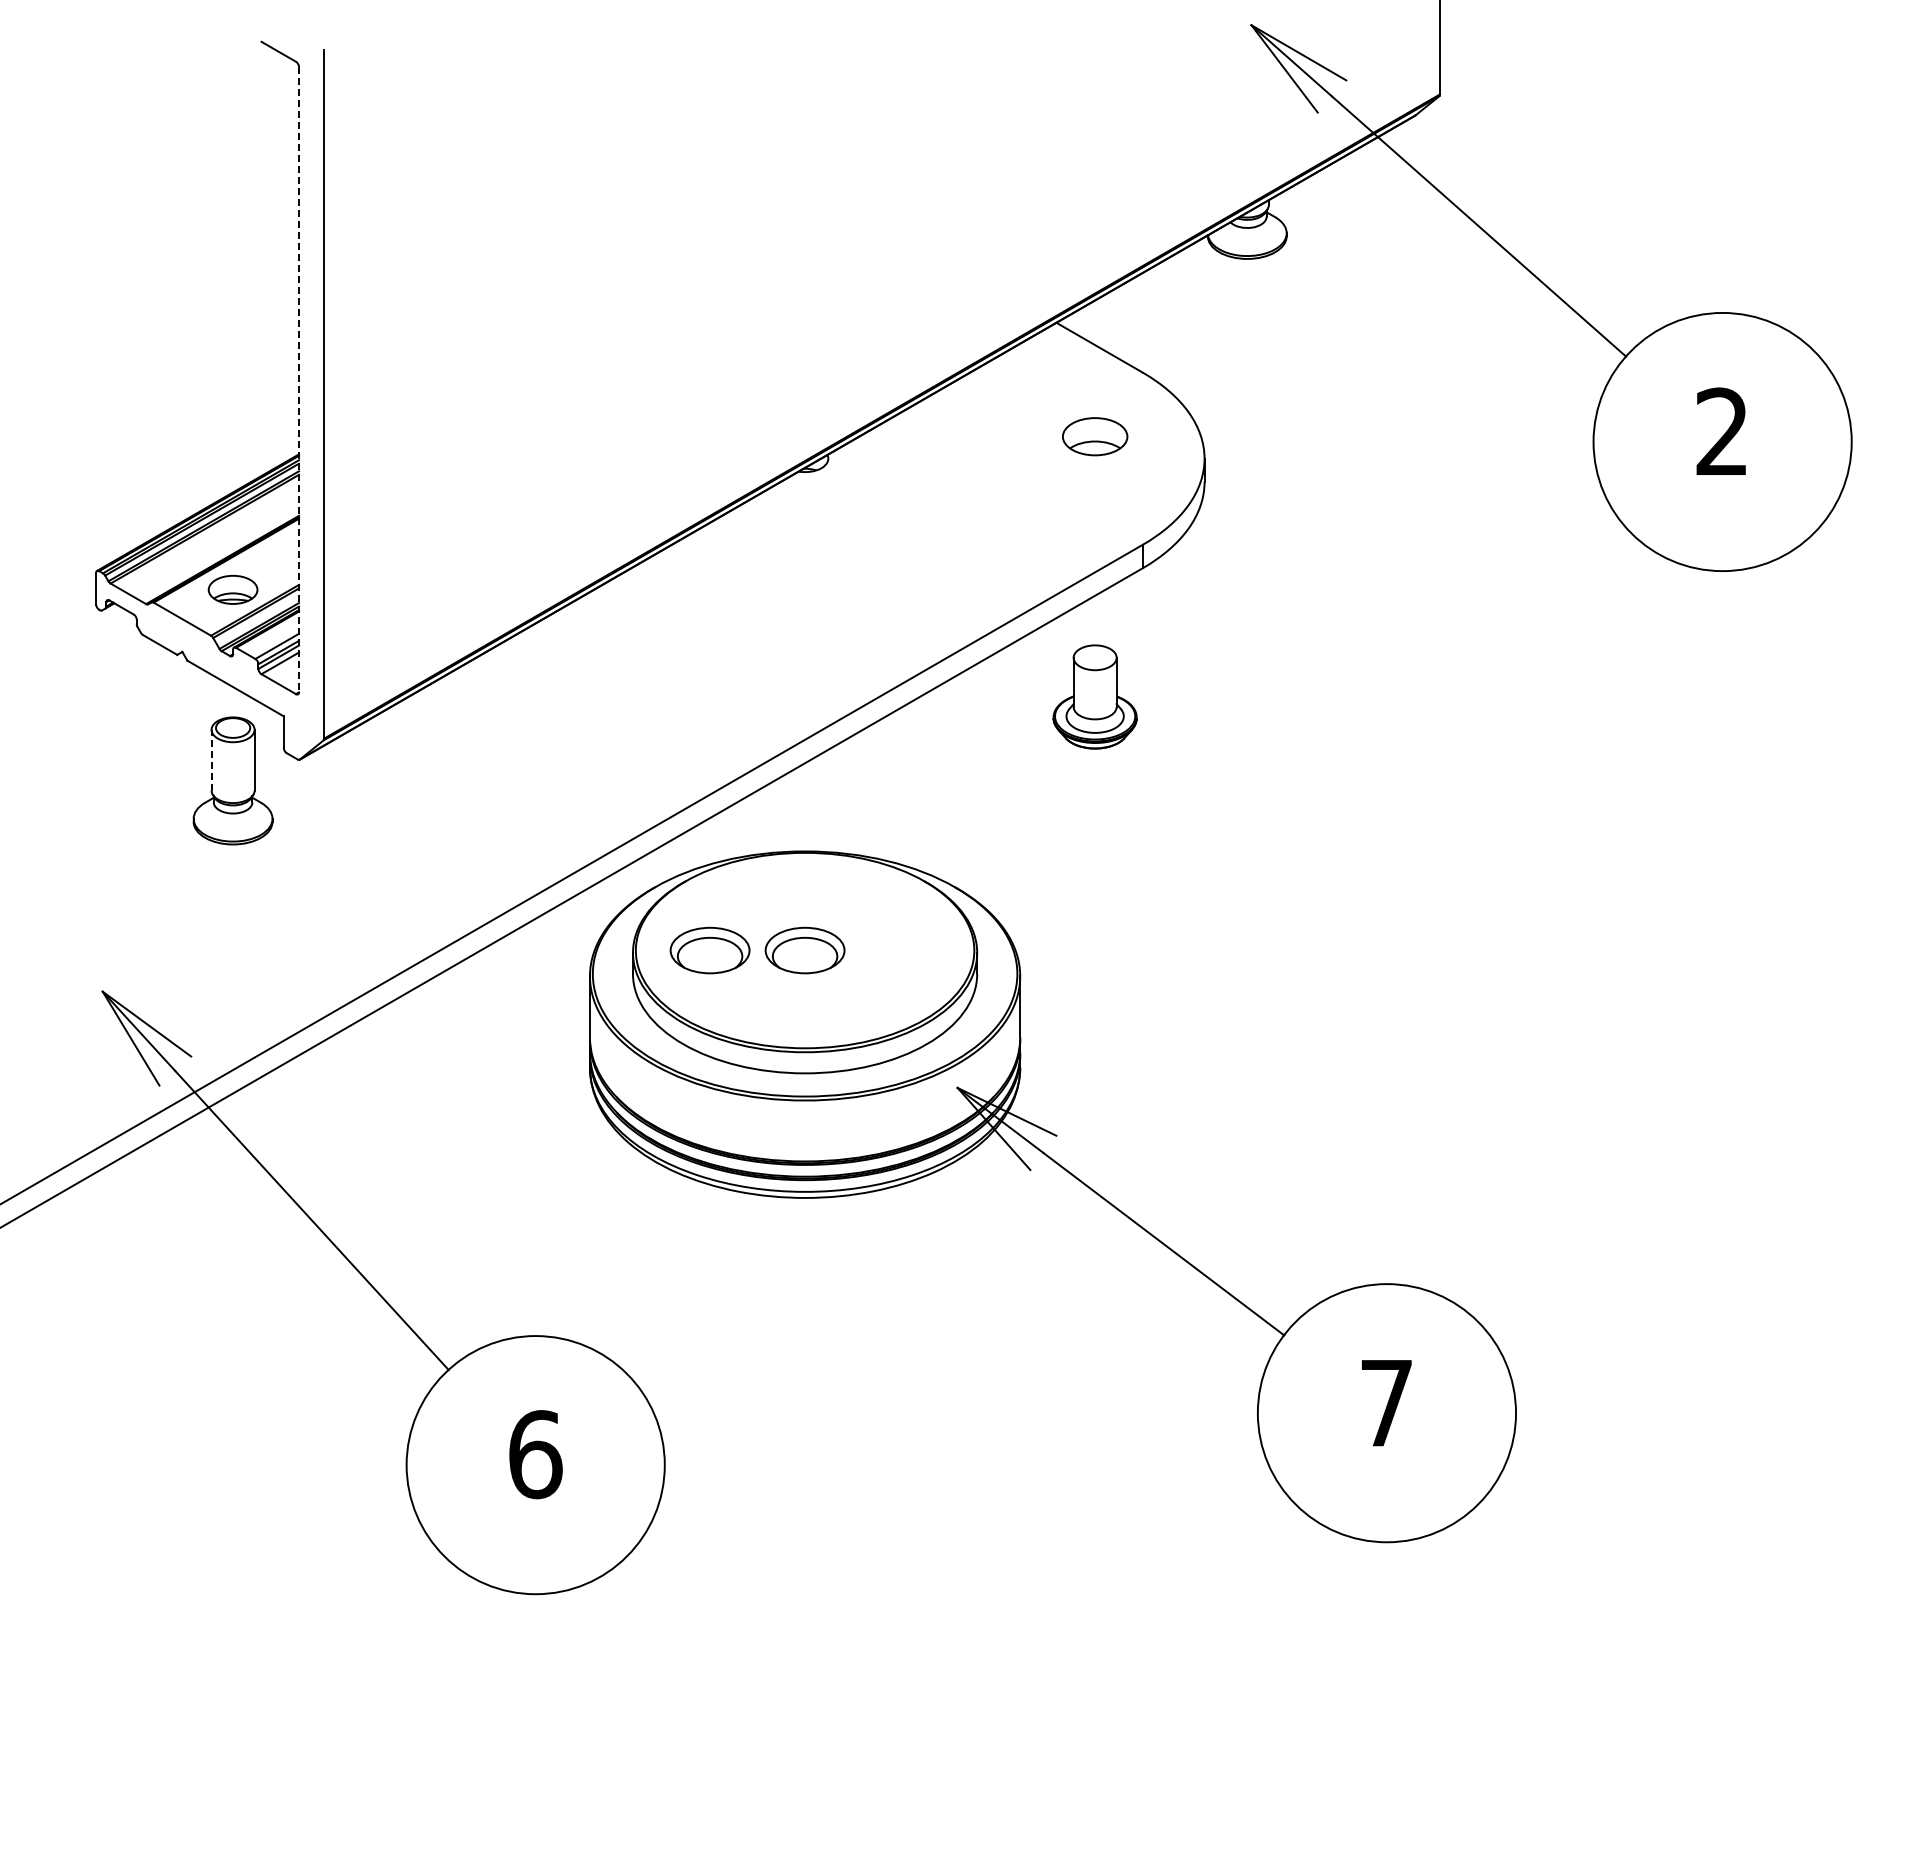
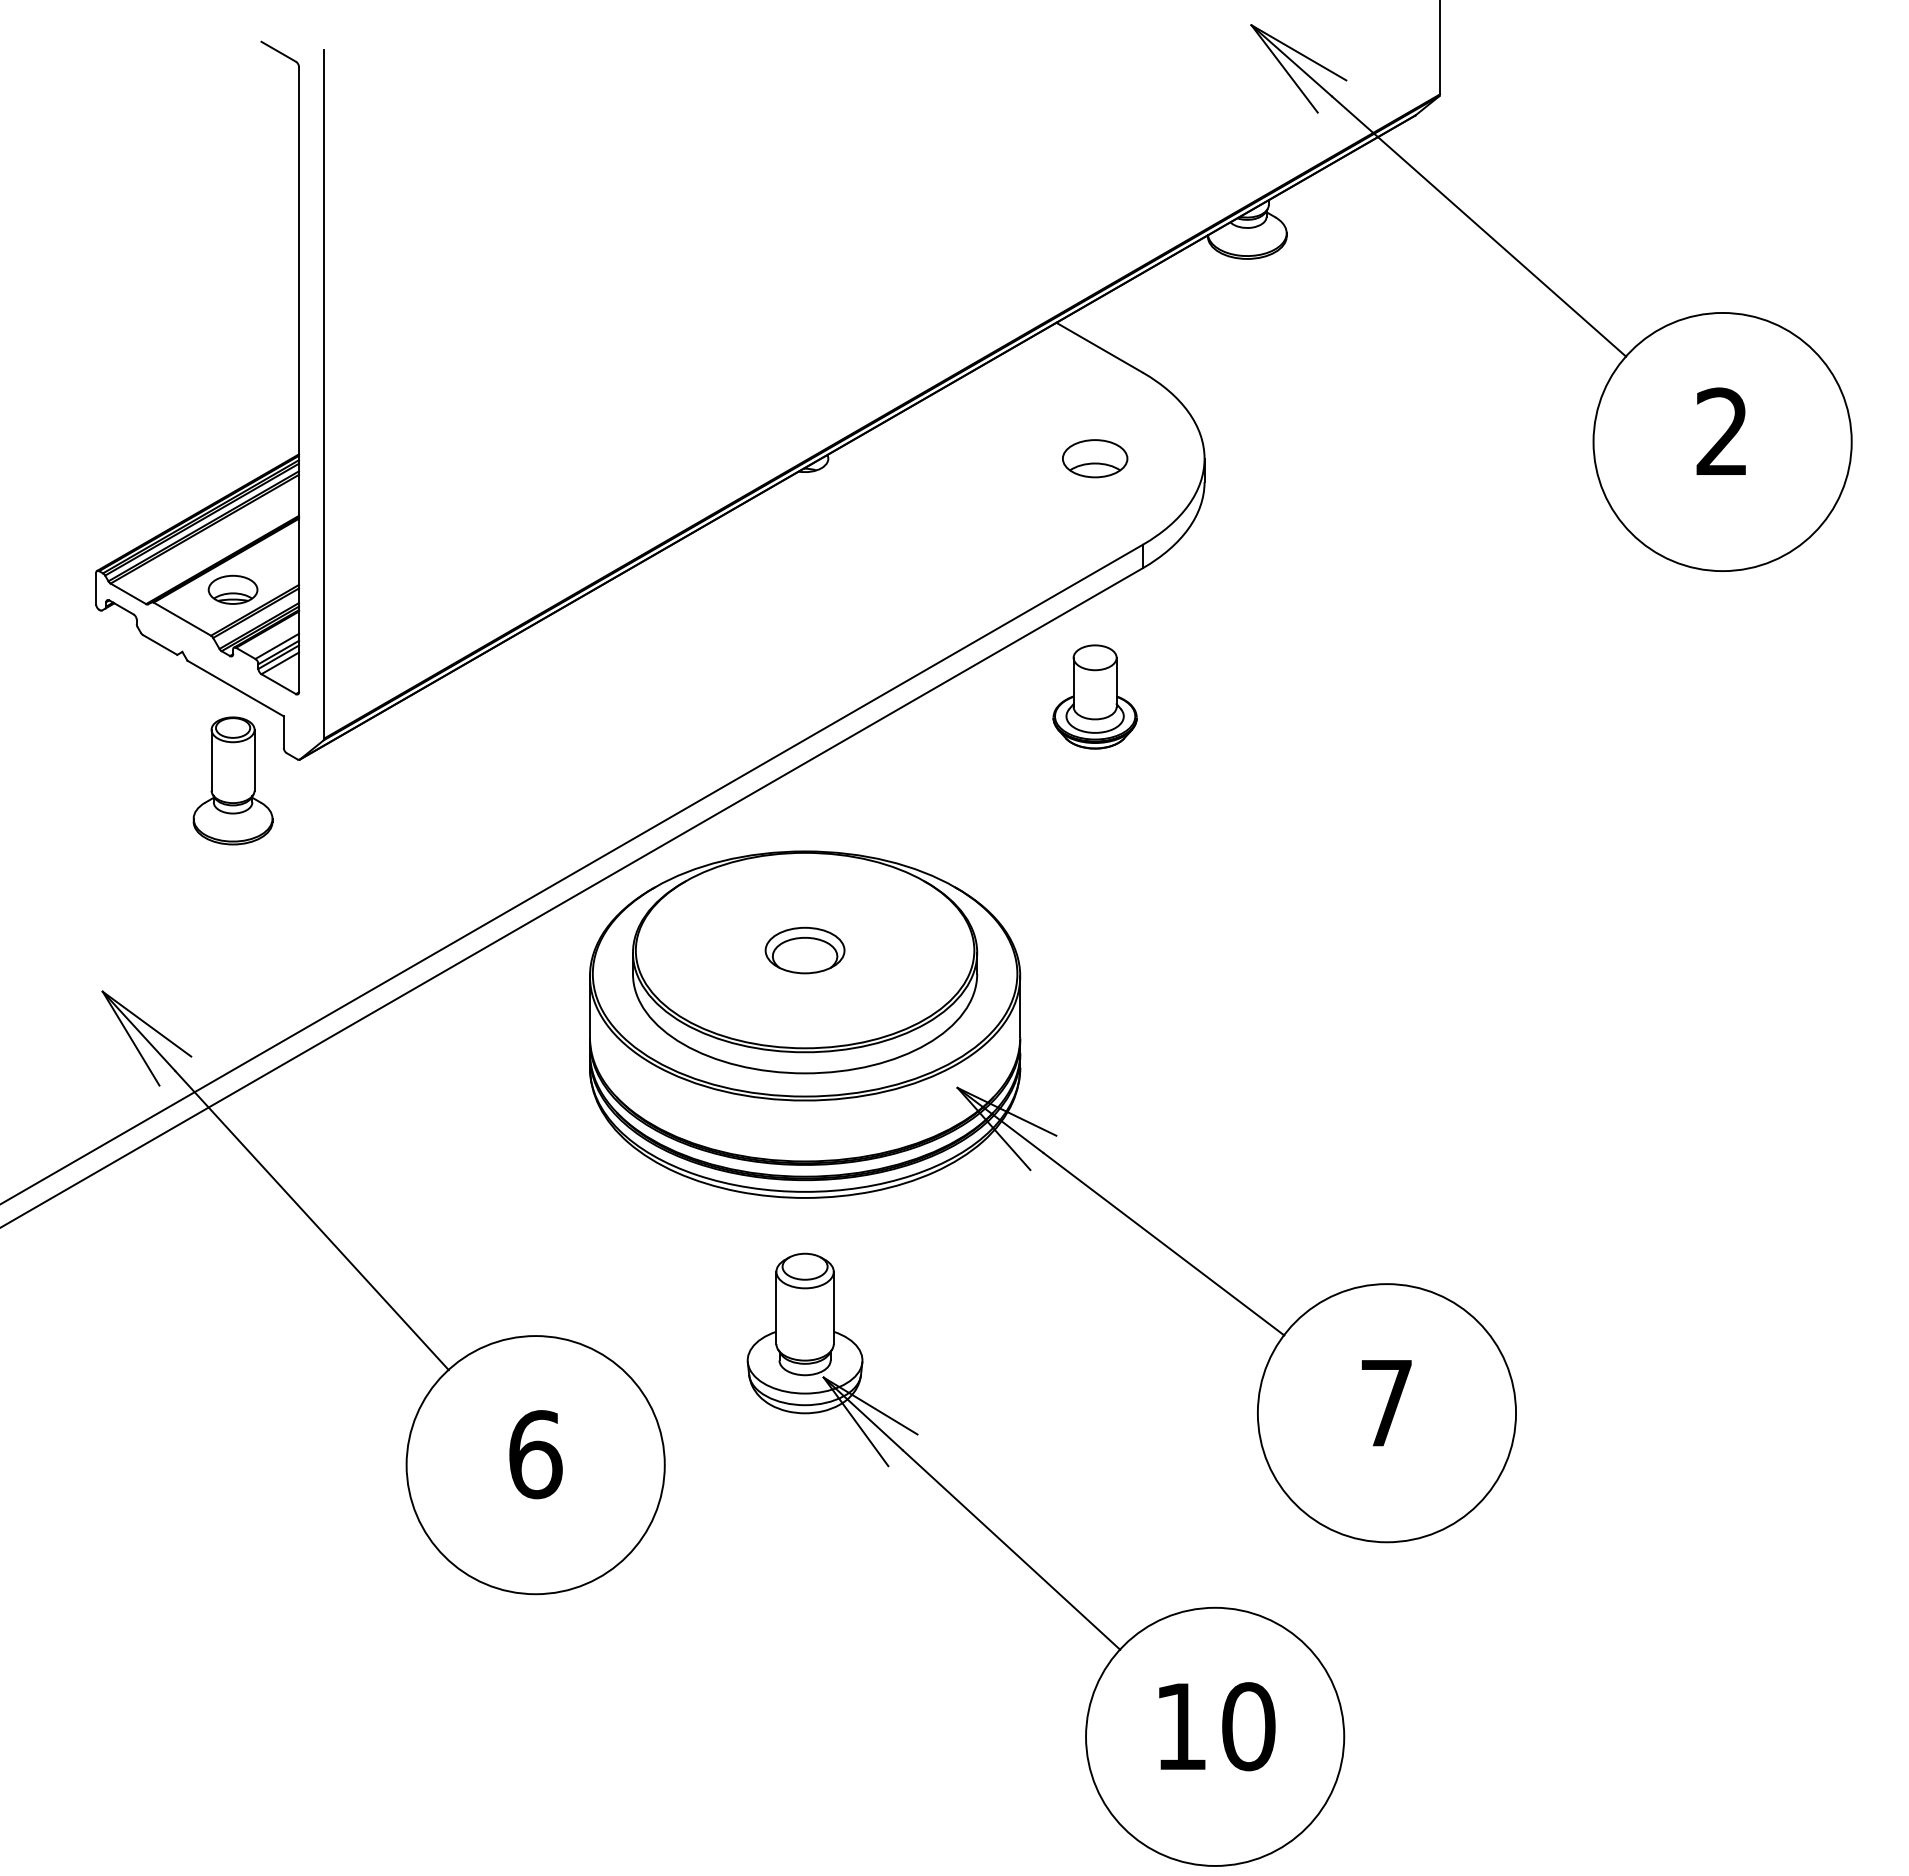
line: dashed -> solid (299, 379)
part position: (1095, 436) -> (1095, 458) (1095, 458)
line: dashed -> solid (211, 759)
part: present -> none (709, 950)
part: none -> present (1034, 1569)
